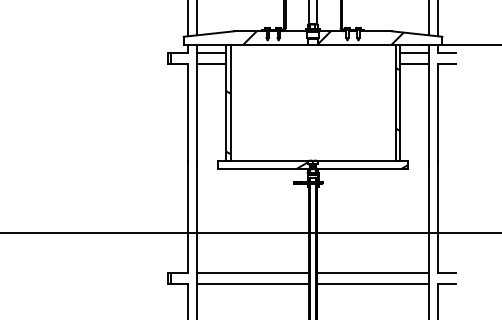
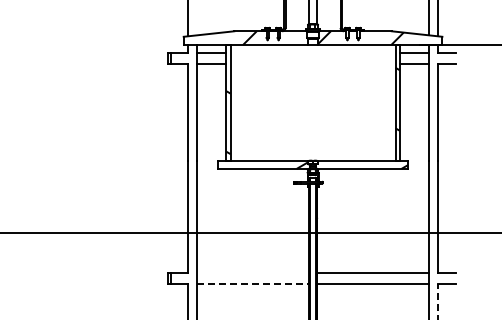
line: present -> none (196, 18)
line: present -> none (252, 273)
line: solid -> dashed (252, 284)
line: solid -> dashed (438, 301)
